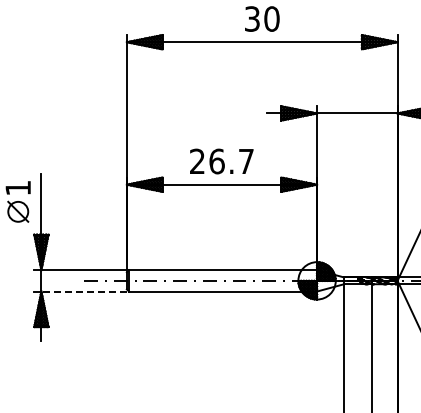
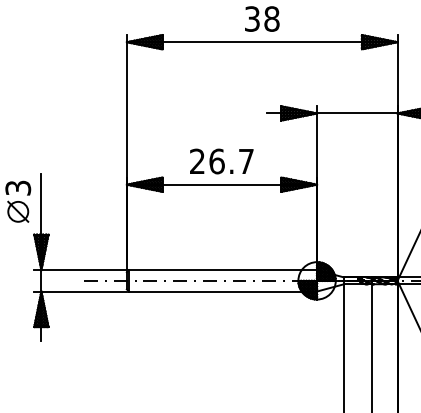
text: 30 -> 38 (271, 18)
text: 1 -> 3 (18, 187)
line: dashed -> solid (84, 291)
